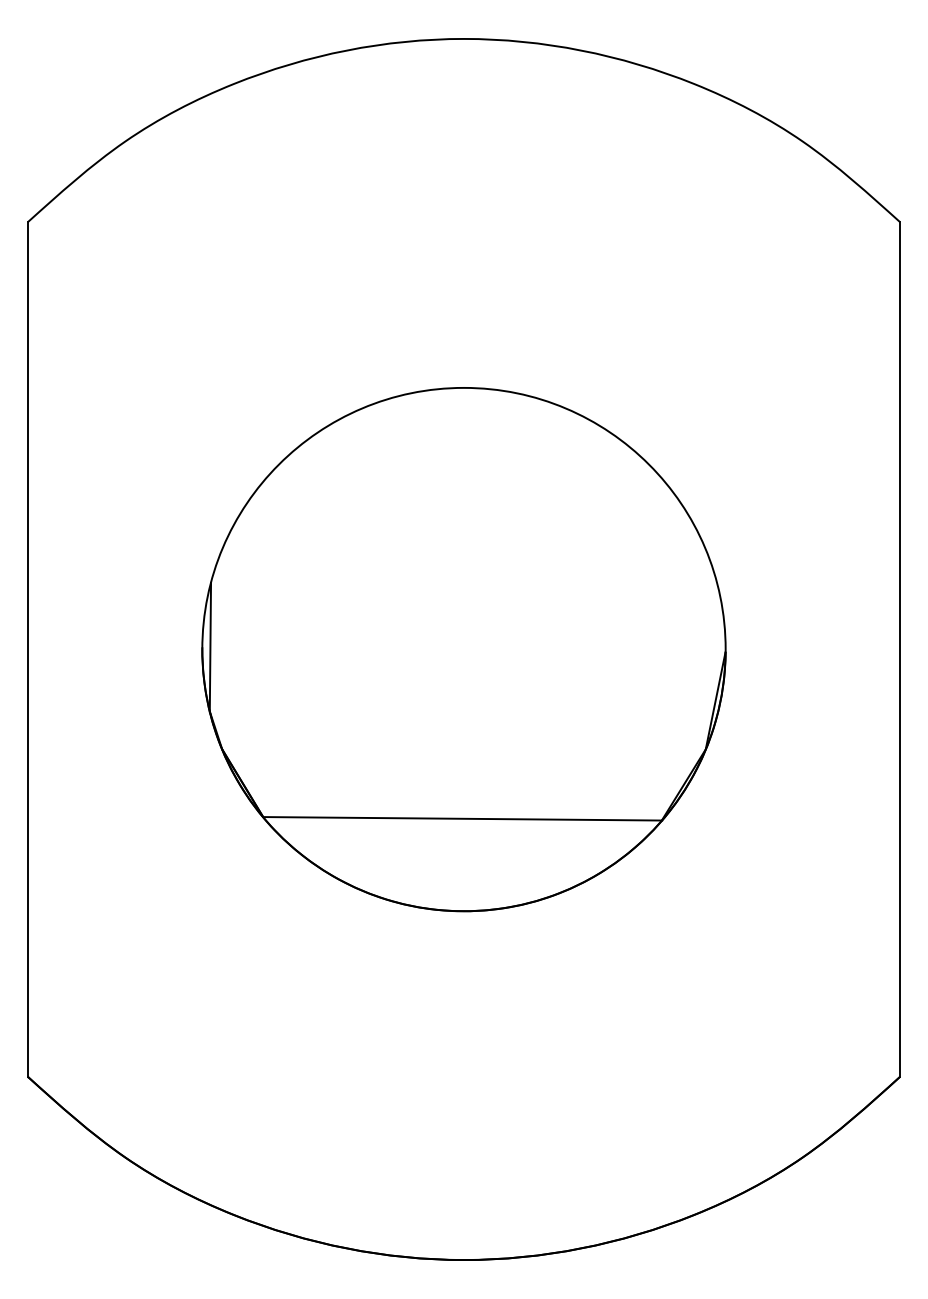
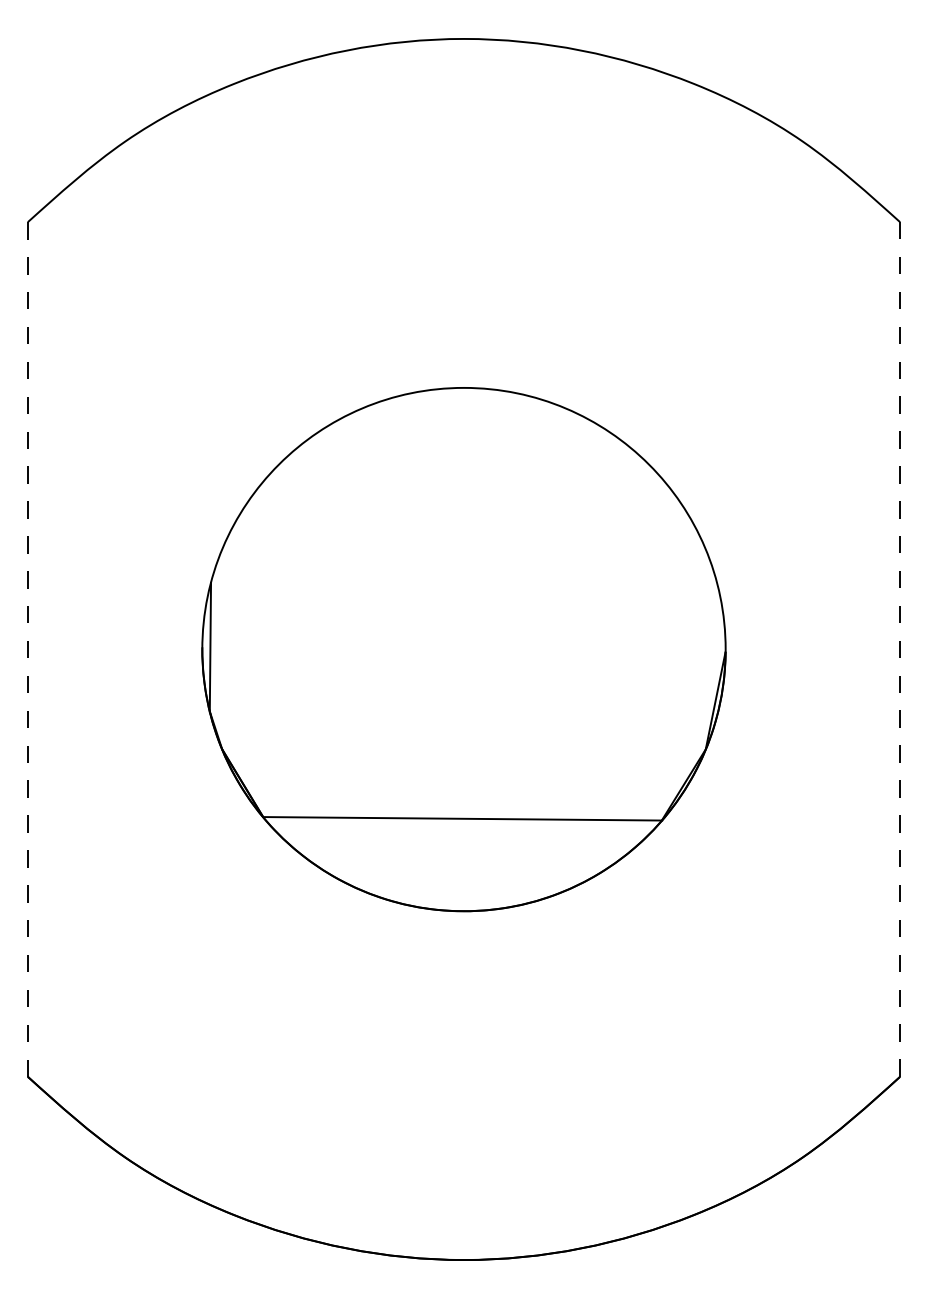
line: solid -> dashed (27, 649)
line: solid -> dashed (900, 649)
